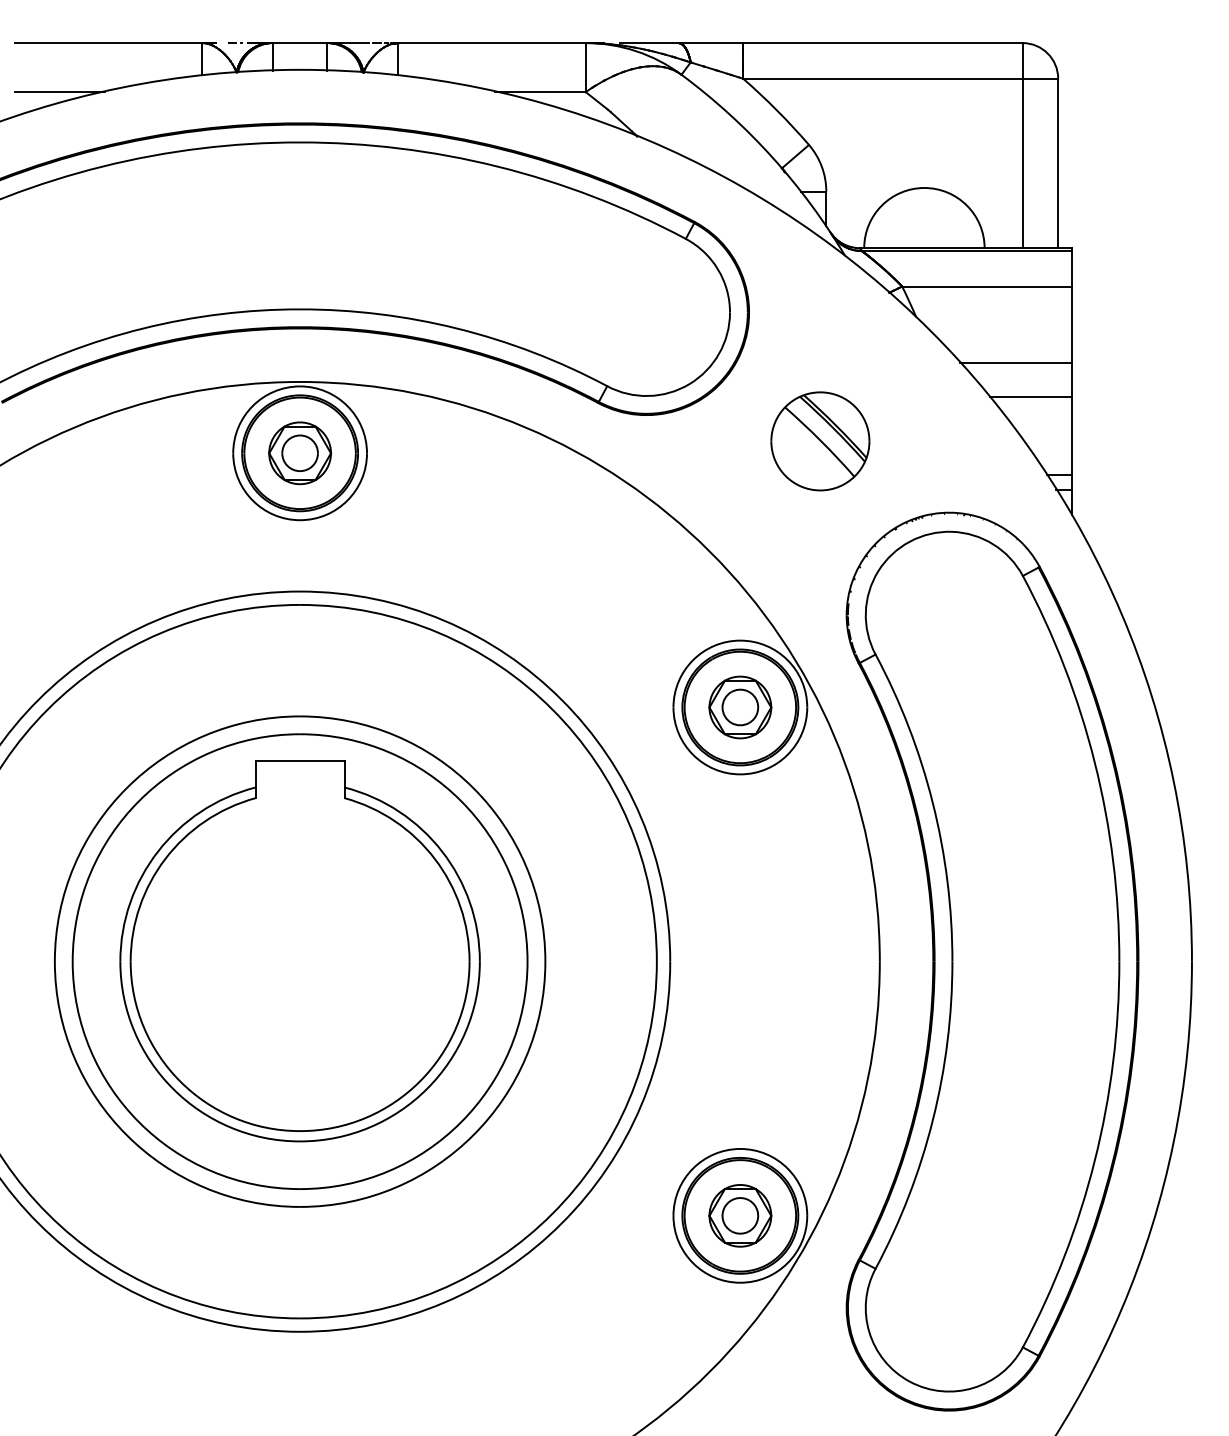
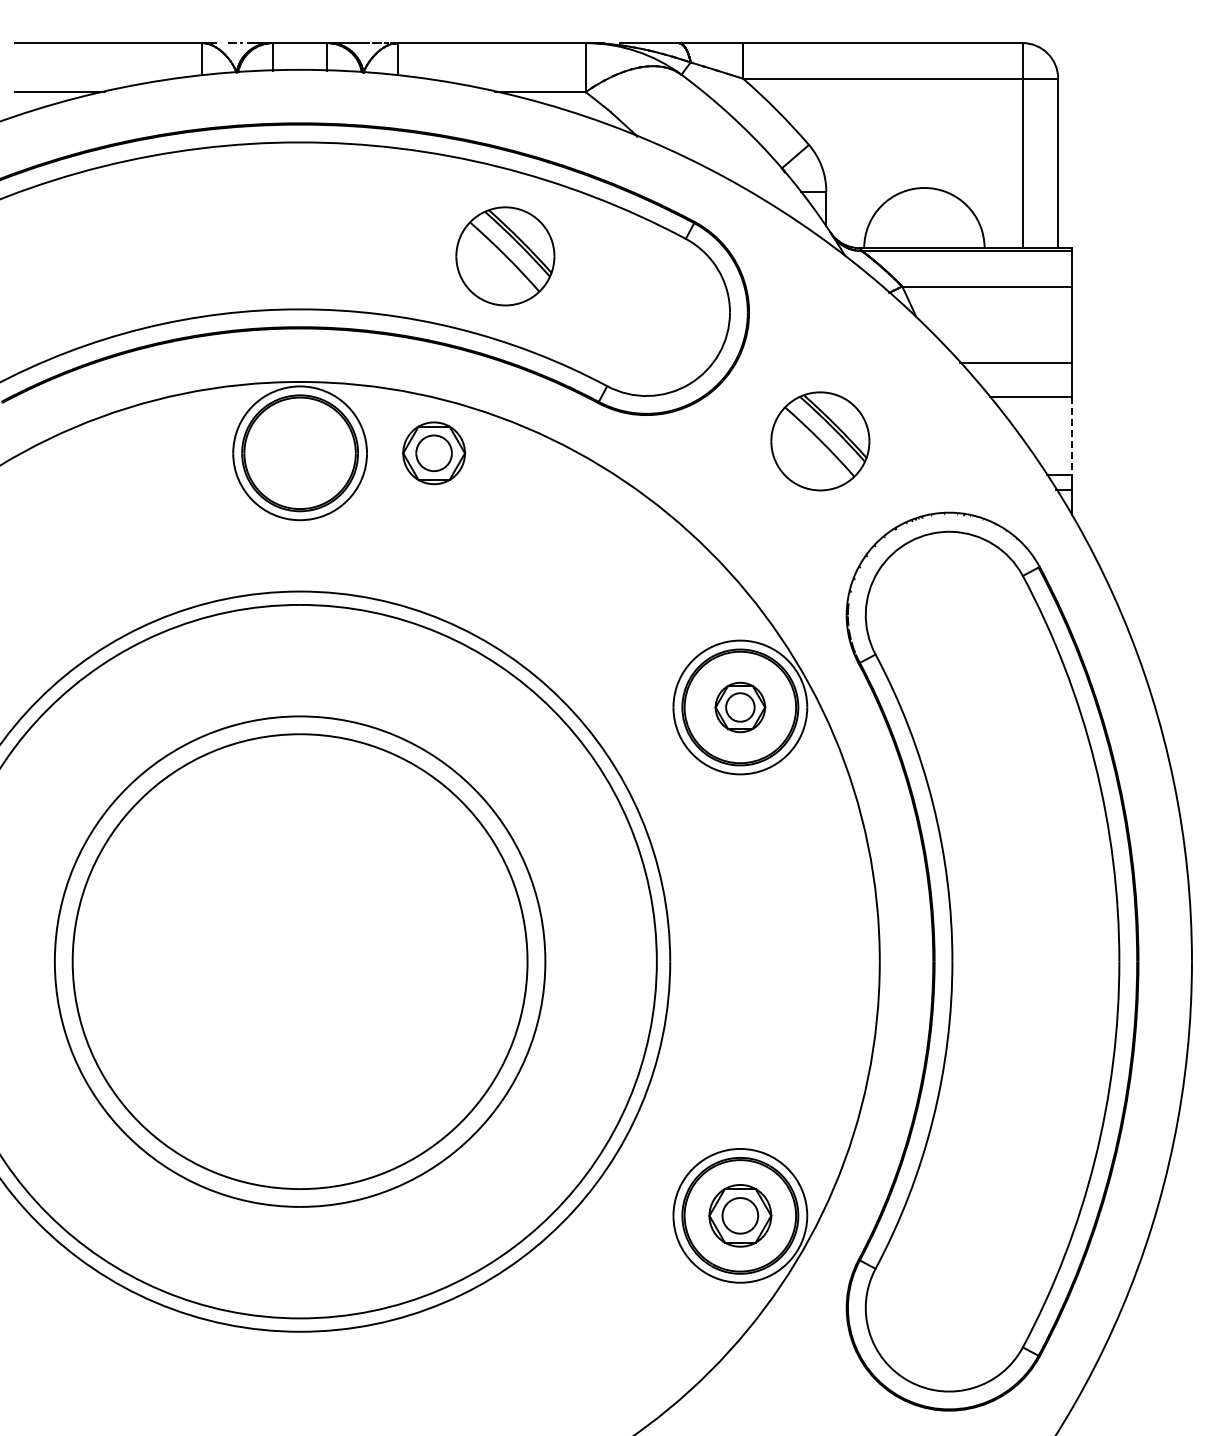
part: none -> present (505, 256)
line: solid -> dashed (1071, 436)
part position: (300, 453) -> (434, 453) (434, 453)
part size: 65x65 px -> 53x53 px (740, 707)
part: present -> none (299, 951)
